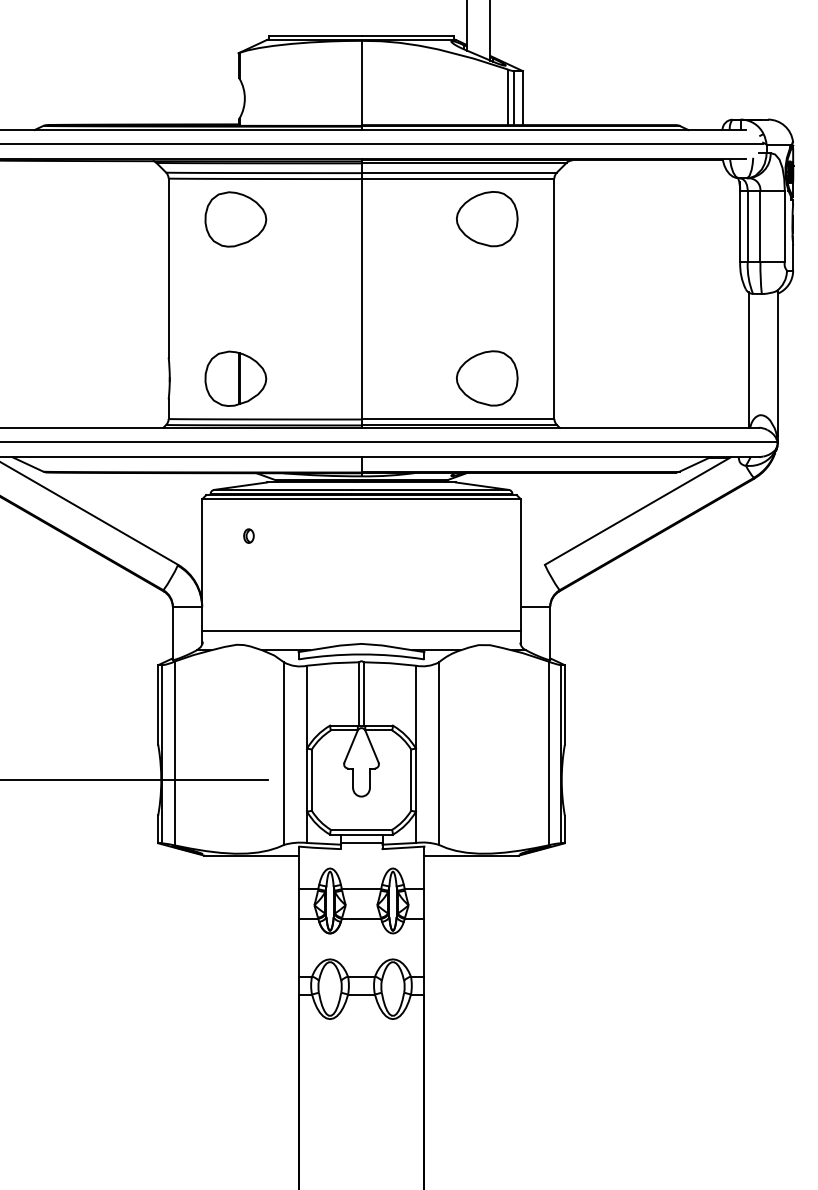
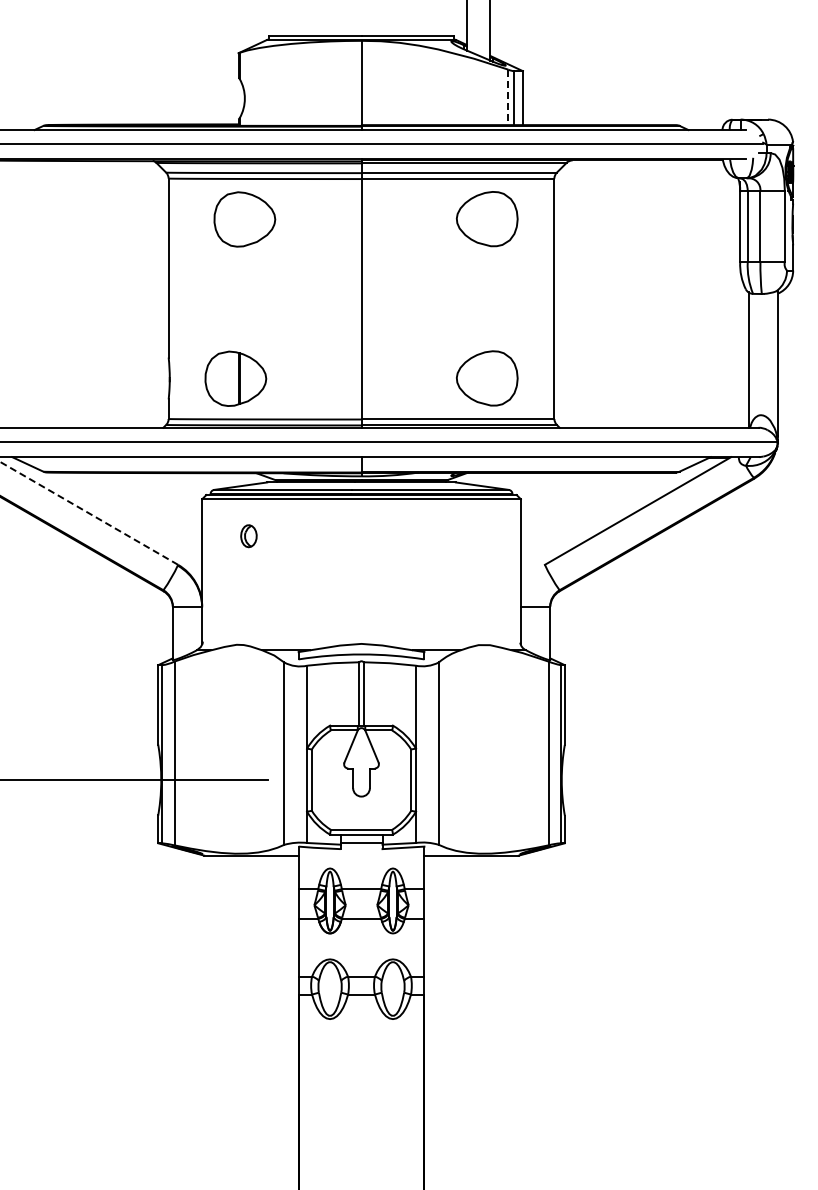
line: solid -> dashed (508, 97)
part position: (235, 219) -> (244, 219) (244, 219)
line: solid -> dashed (89, 513)
part size: 12x16 px -> 18x25 px (248, 536)
line: present -> none (361, 631)
